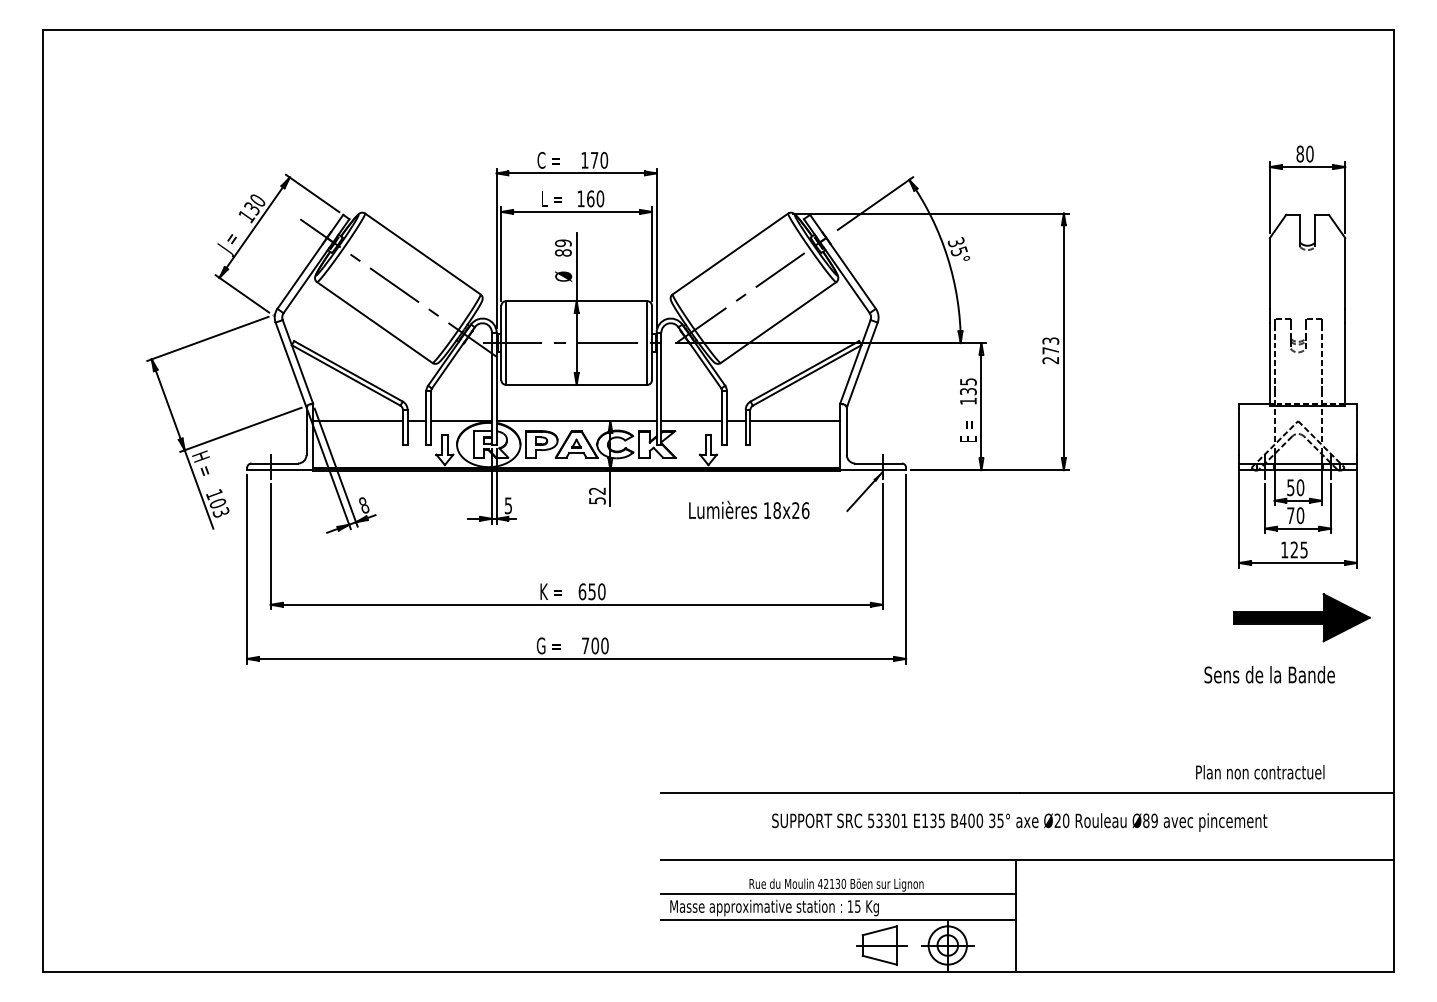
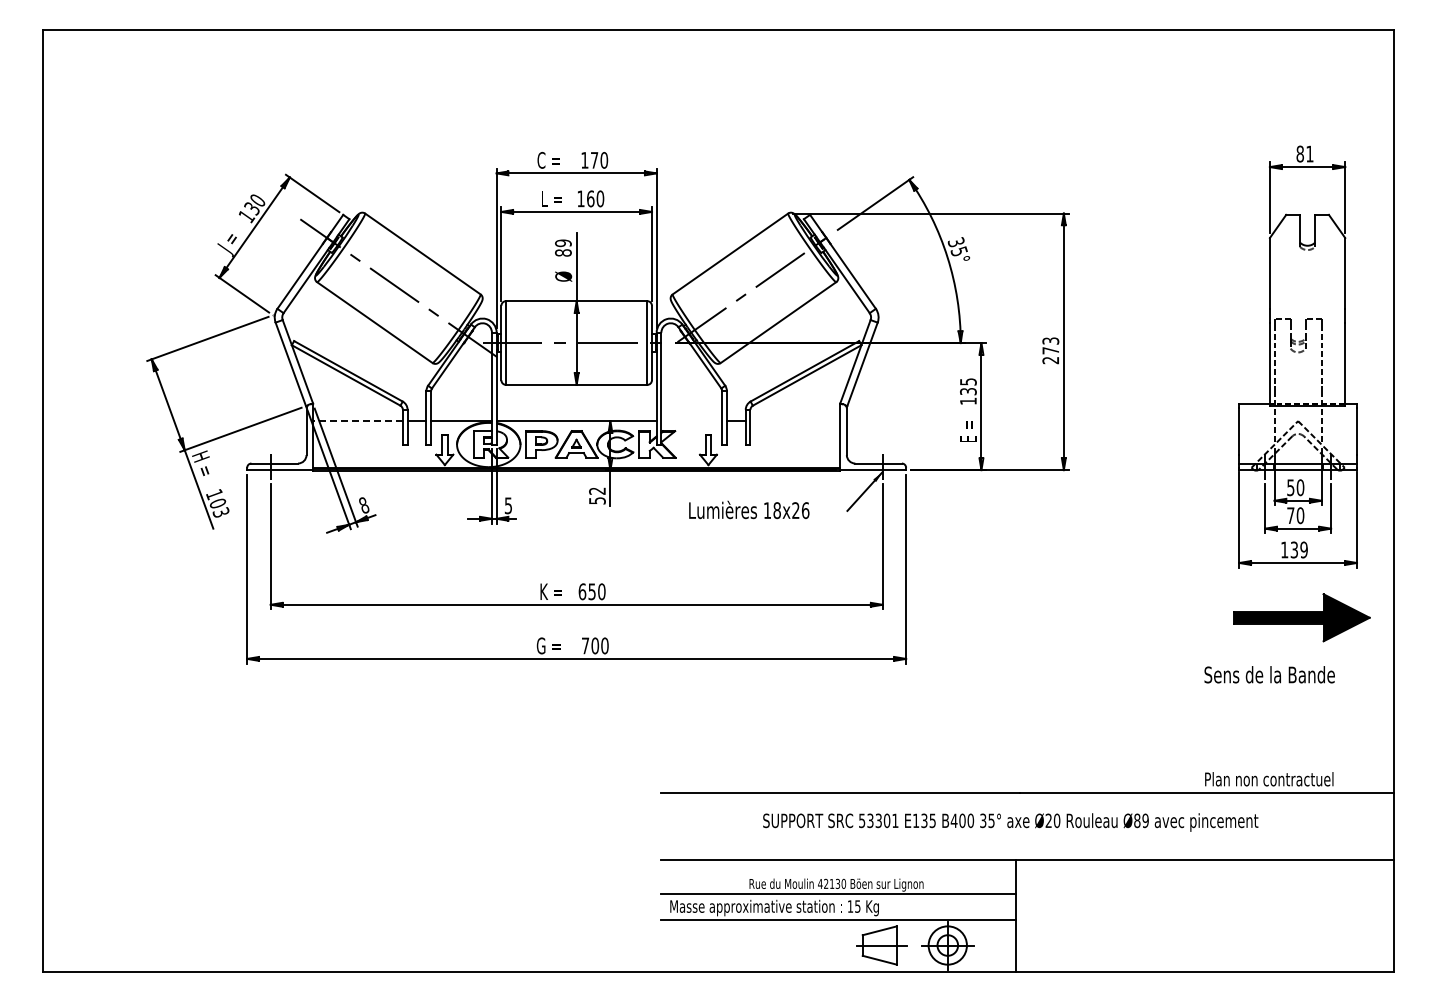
text: 80 -> 81 (1309, 153)
line: solid -> dashed (358, 421)
line: present -> none (691, 421)
line: present -> none (795, 421)
text: 125 -> 139 (1298, 549)
text position: (1260, 772) -> (1269, 779) (1269, 779)
text position: (1019, 822) -> (1010, 822) (1010, 822)
